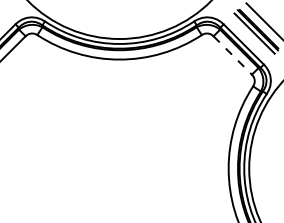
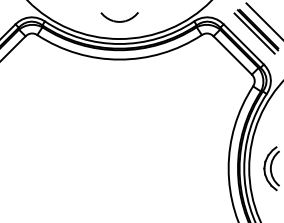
part: none -> present (119, 17)
line: dashed -> solid (233, 55)
part: none -> present (271, 168)
